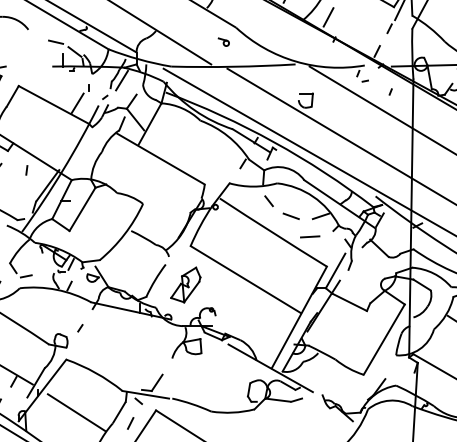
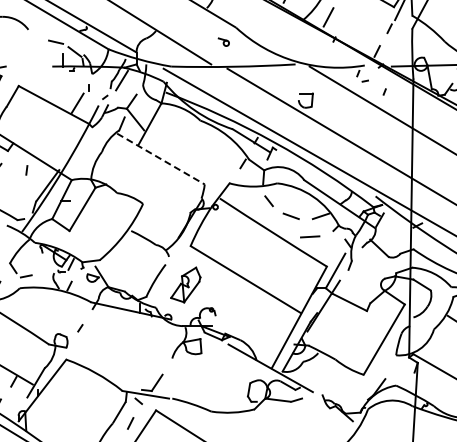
line position: (390, 91) -> (384, 91) (384, 91)
line: solid -> dashed (160, 159)
line: present -> none (76, 412)
